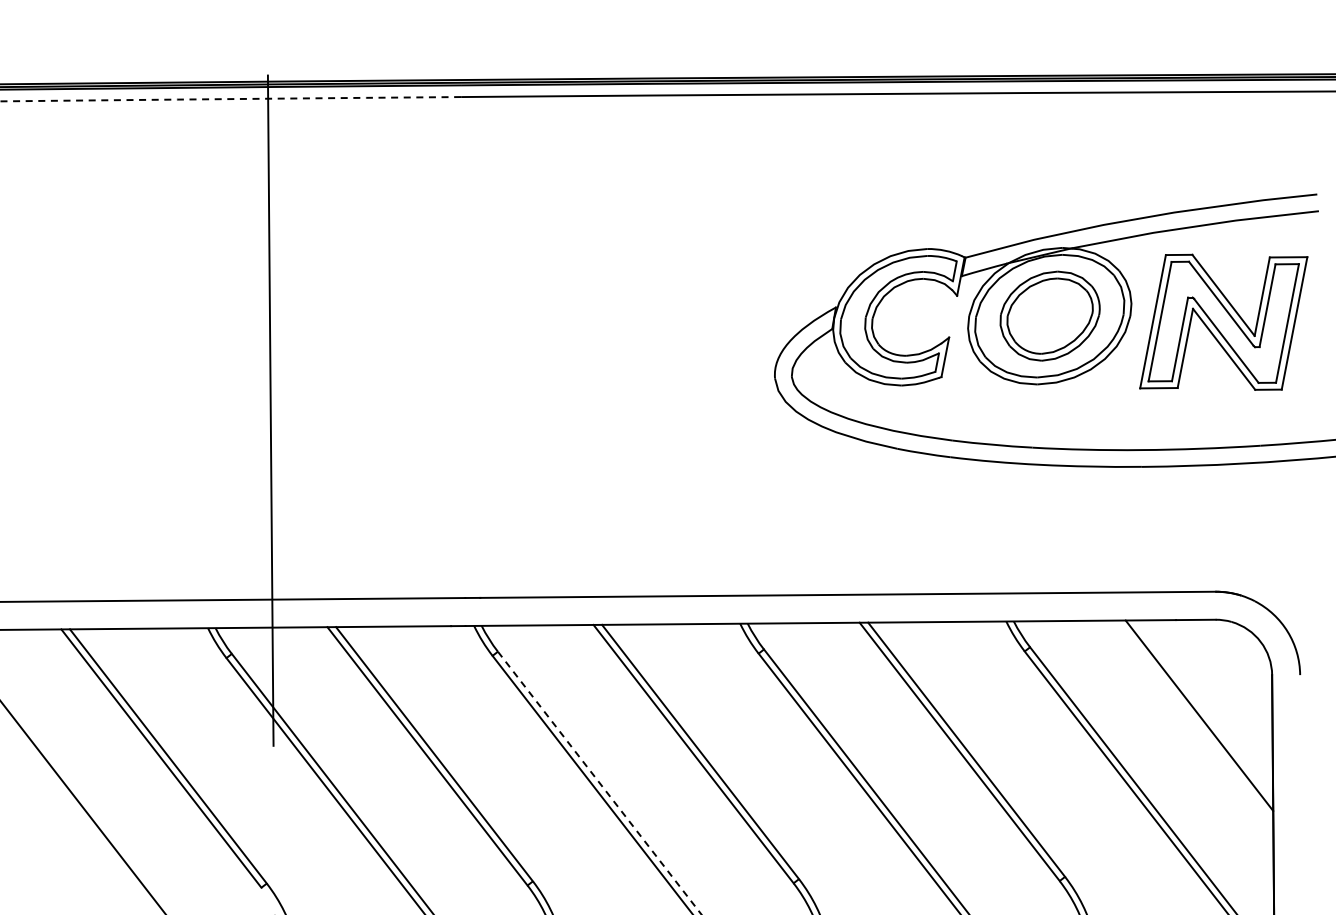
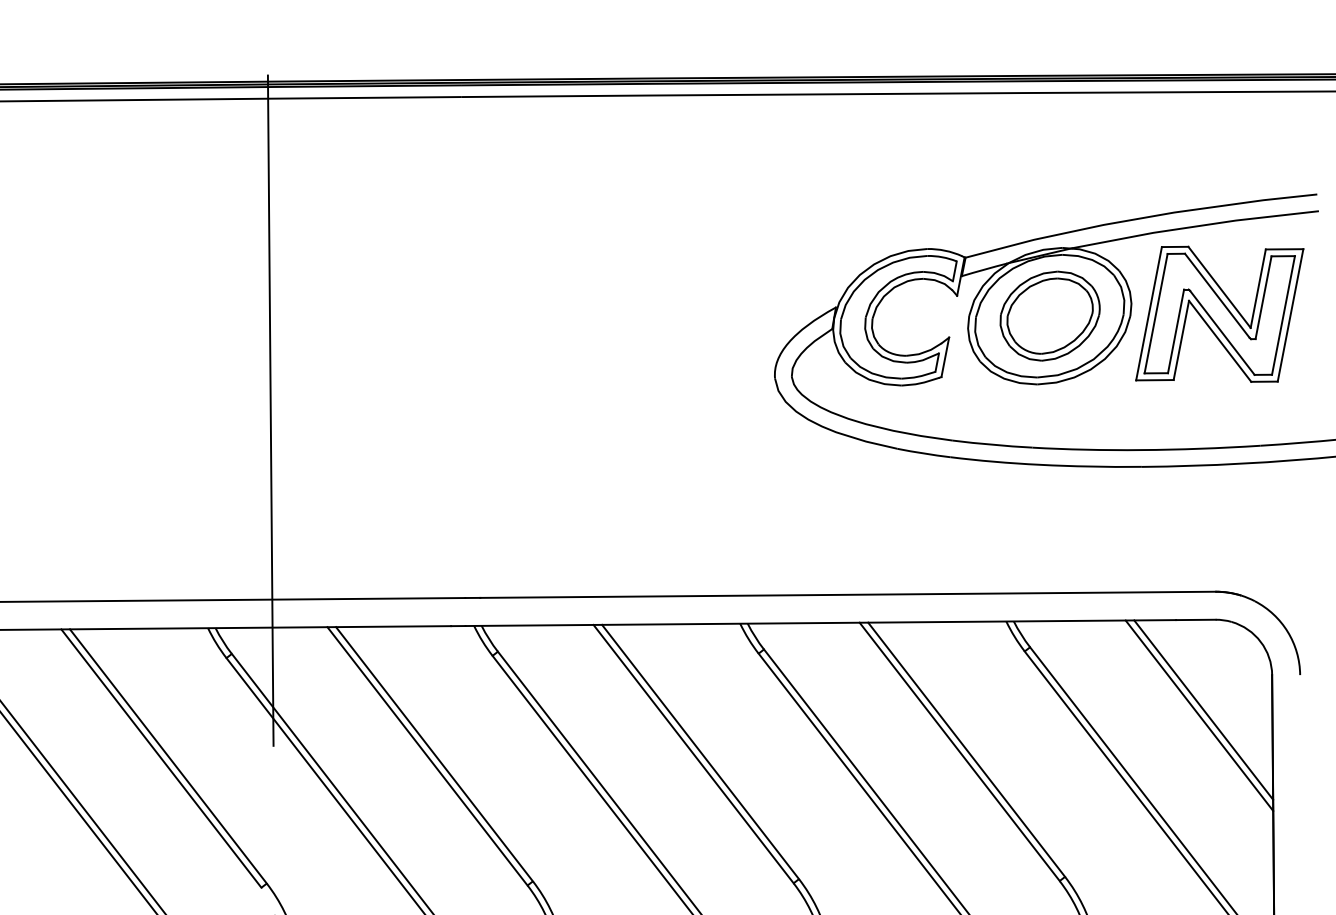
arc: dashed -> solid (229, 99)
part position: (1223, 321) -> (1219, 313) (1219, 313)
line: none -> present (1203, 709)
line: dashed -> solid (599, 783)
line: none -> present (78, 812)
